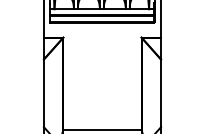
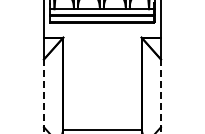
line: solid -> dashed (43, 96)
line: solid -> dashed (161, 96)
